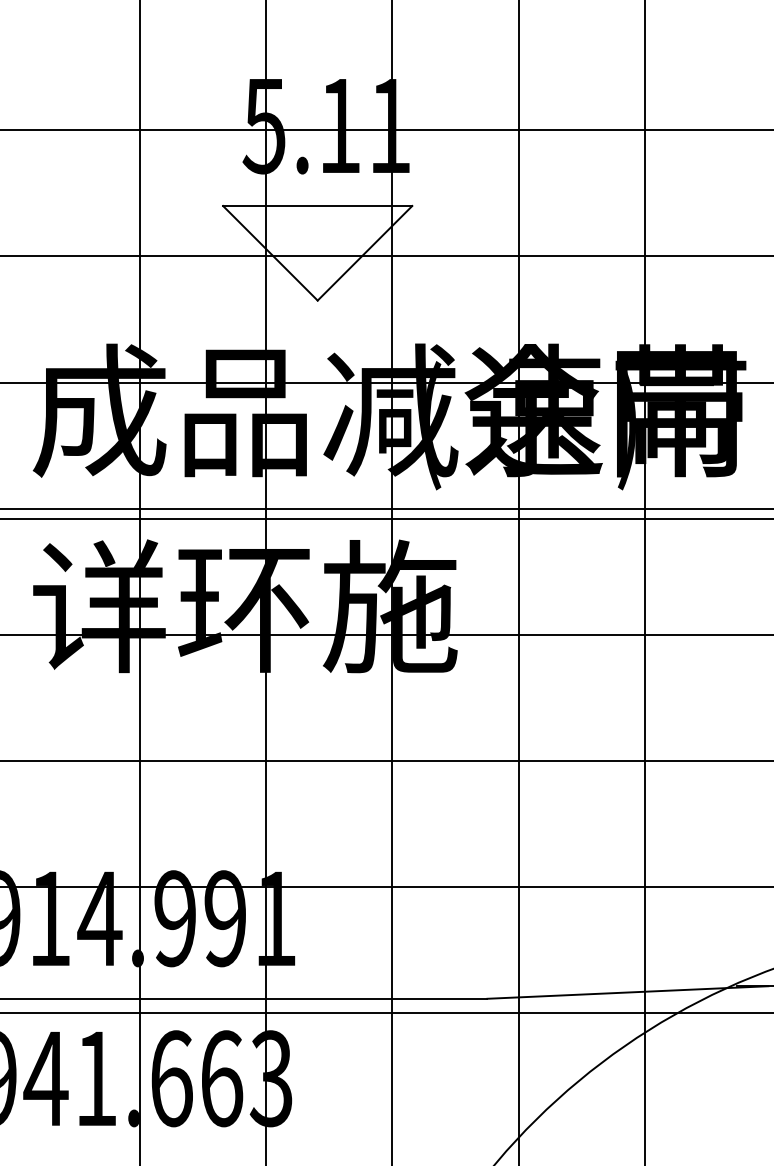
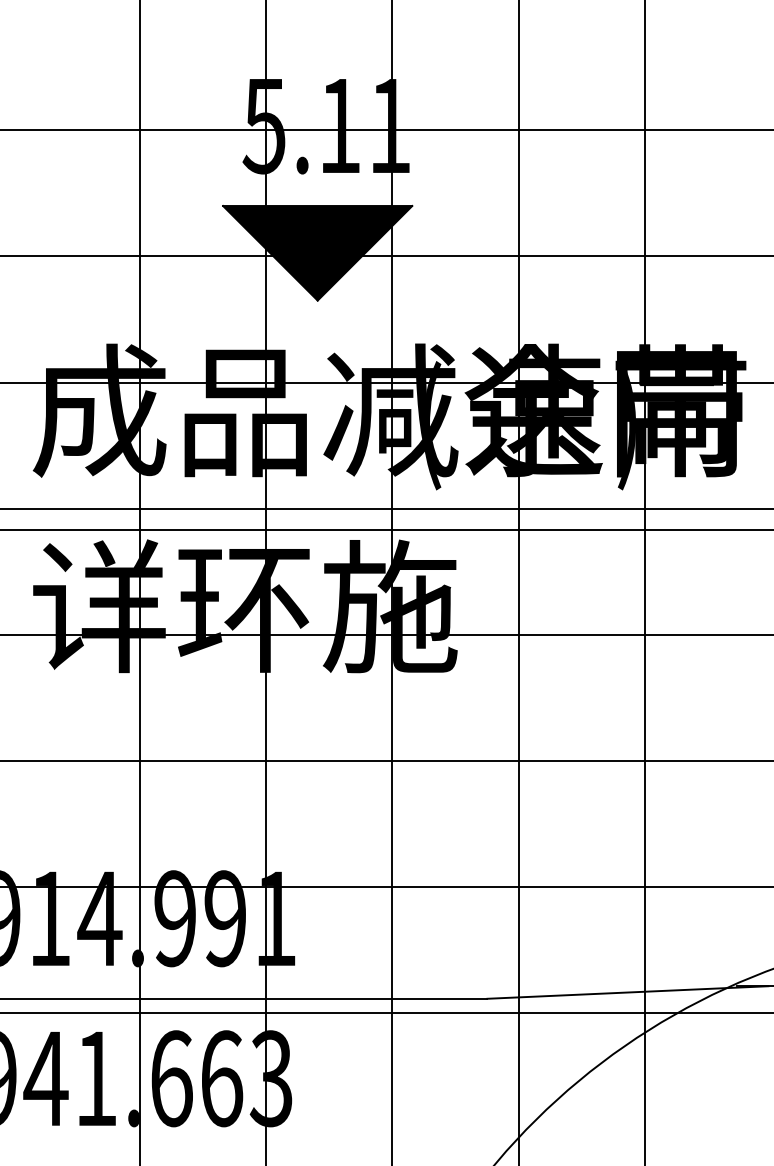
fill: none -> present (317, 253)
line position: (386, 518) -> (386, 529) (386, 529)
